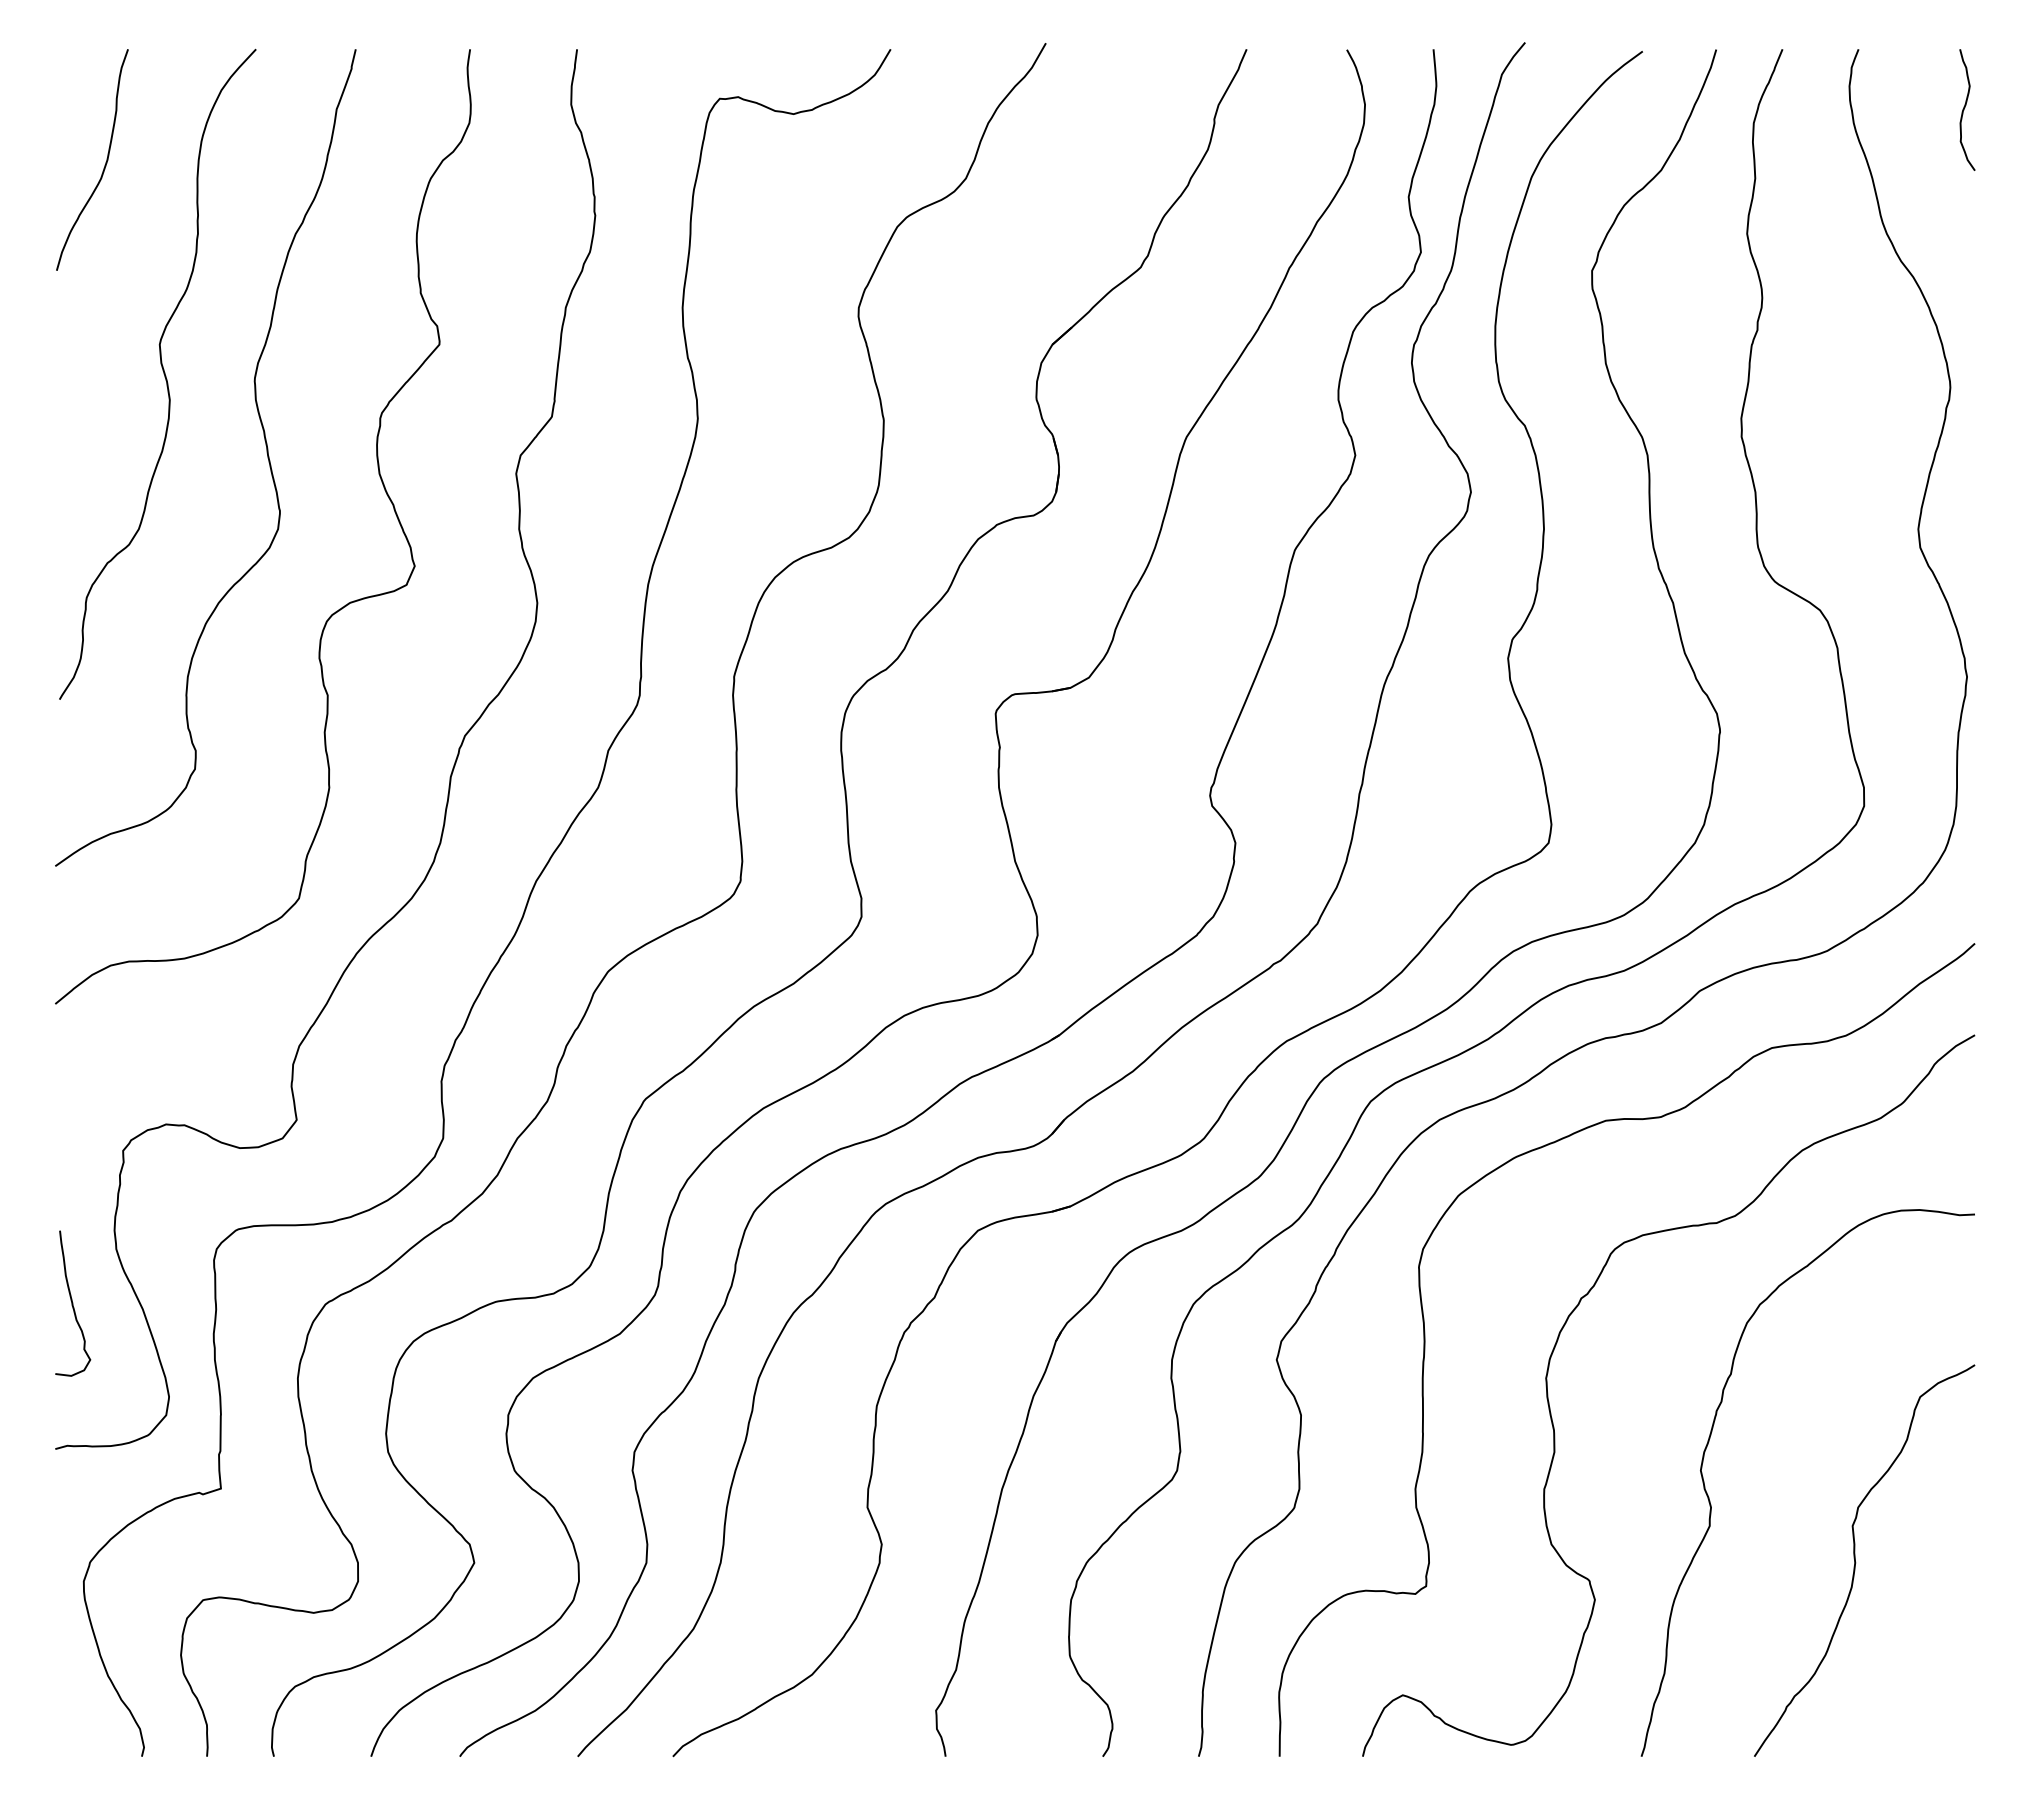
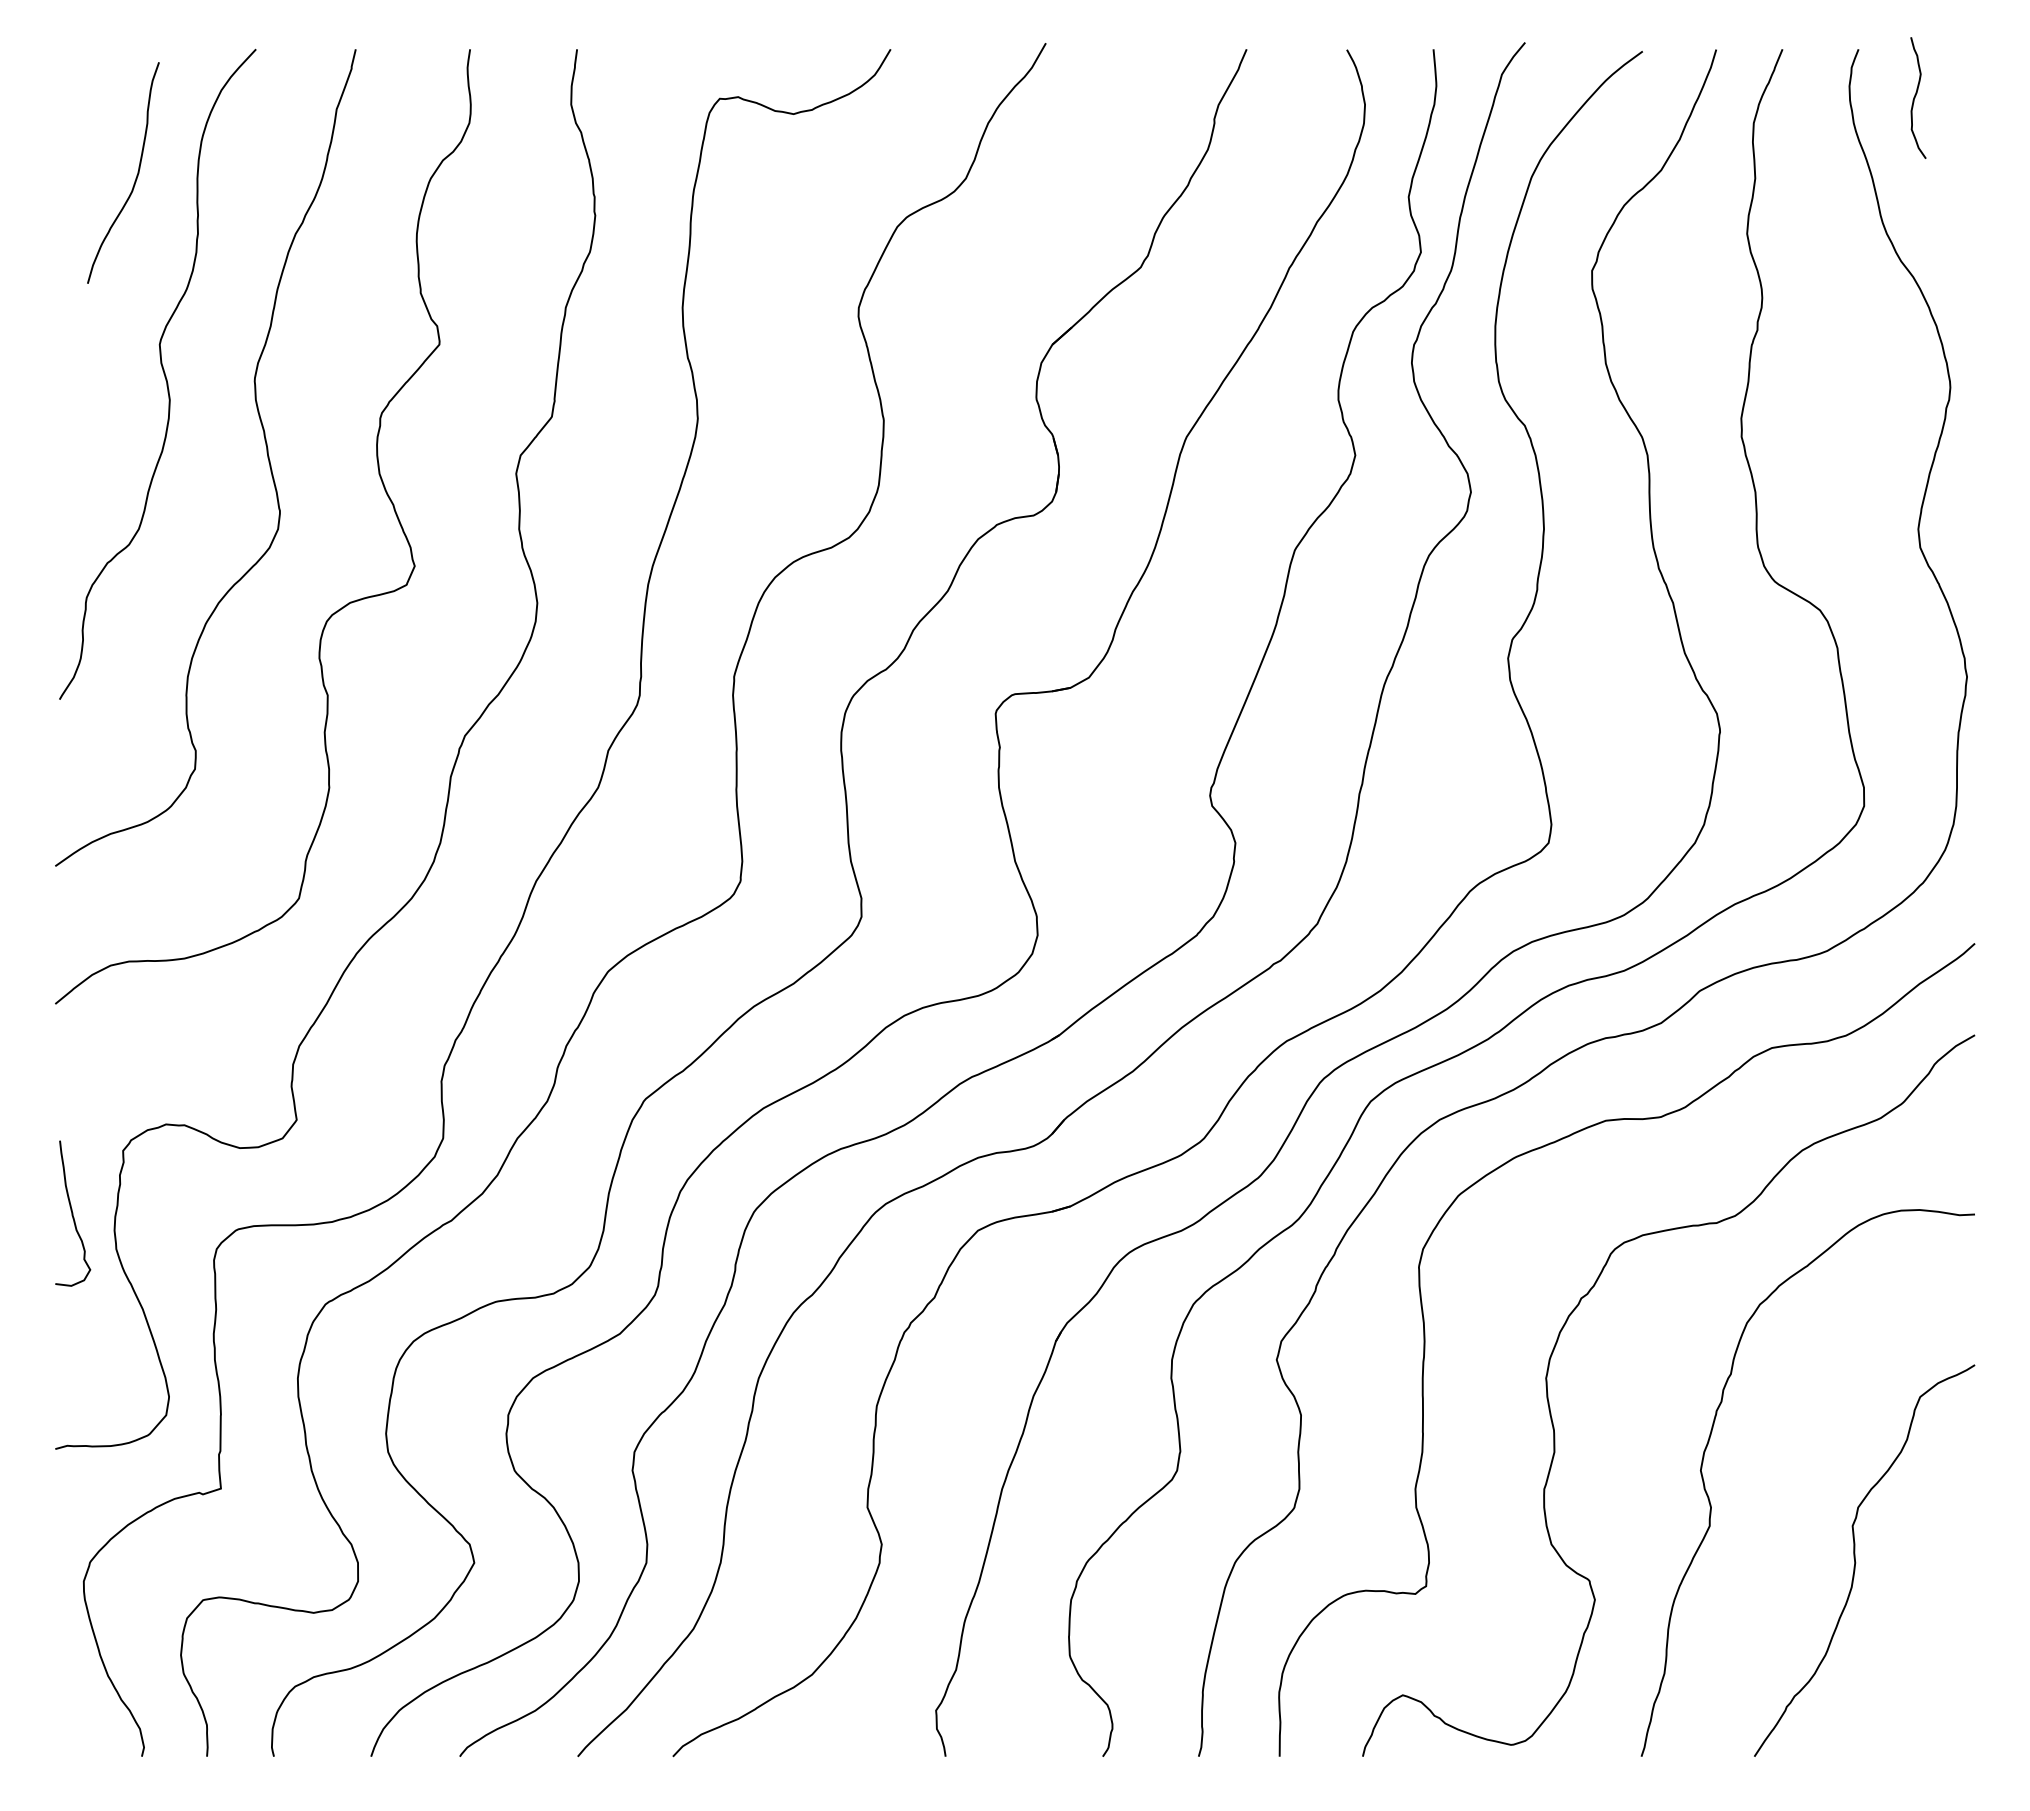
curve position: (1965, 107) -> (1916, 95) (1916, 95)
curve position: (105, 162) -> (136, 175) (136, 175)
curve position: (73, 1303) -> (73, 1213) (73, 1213)
